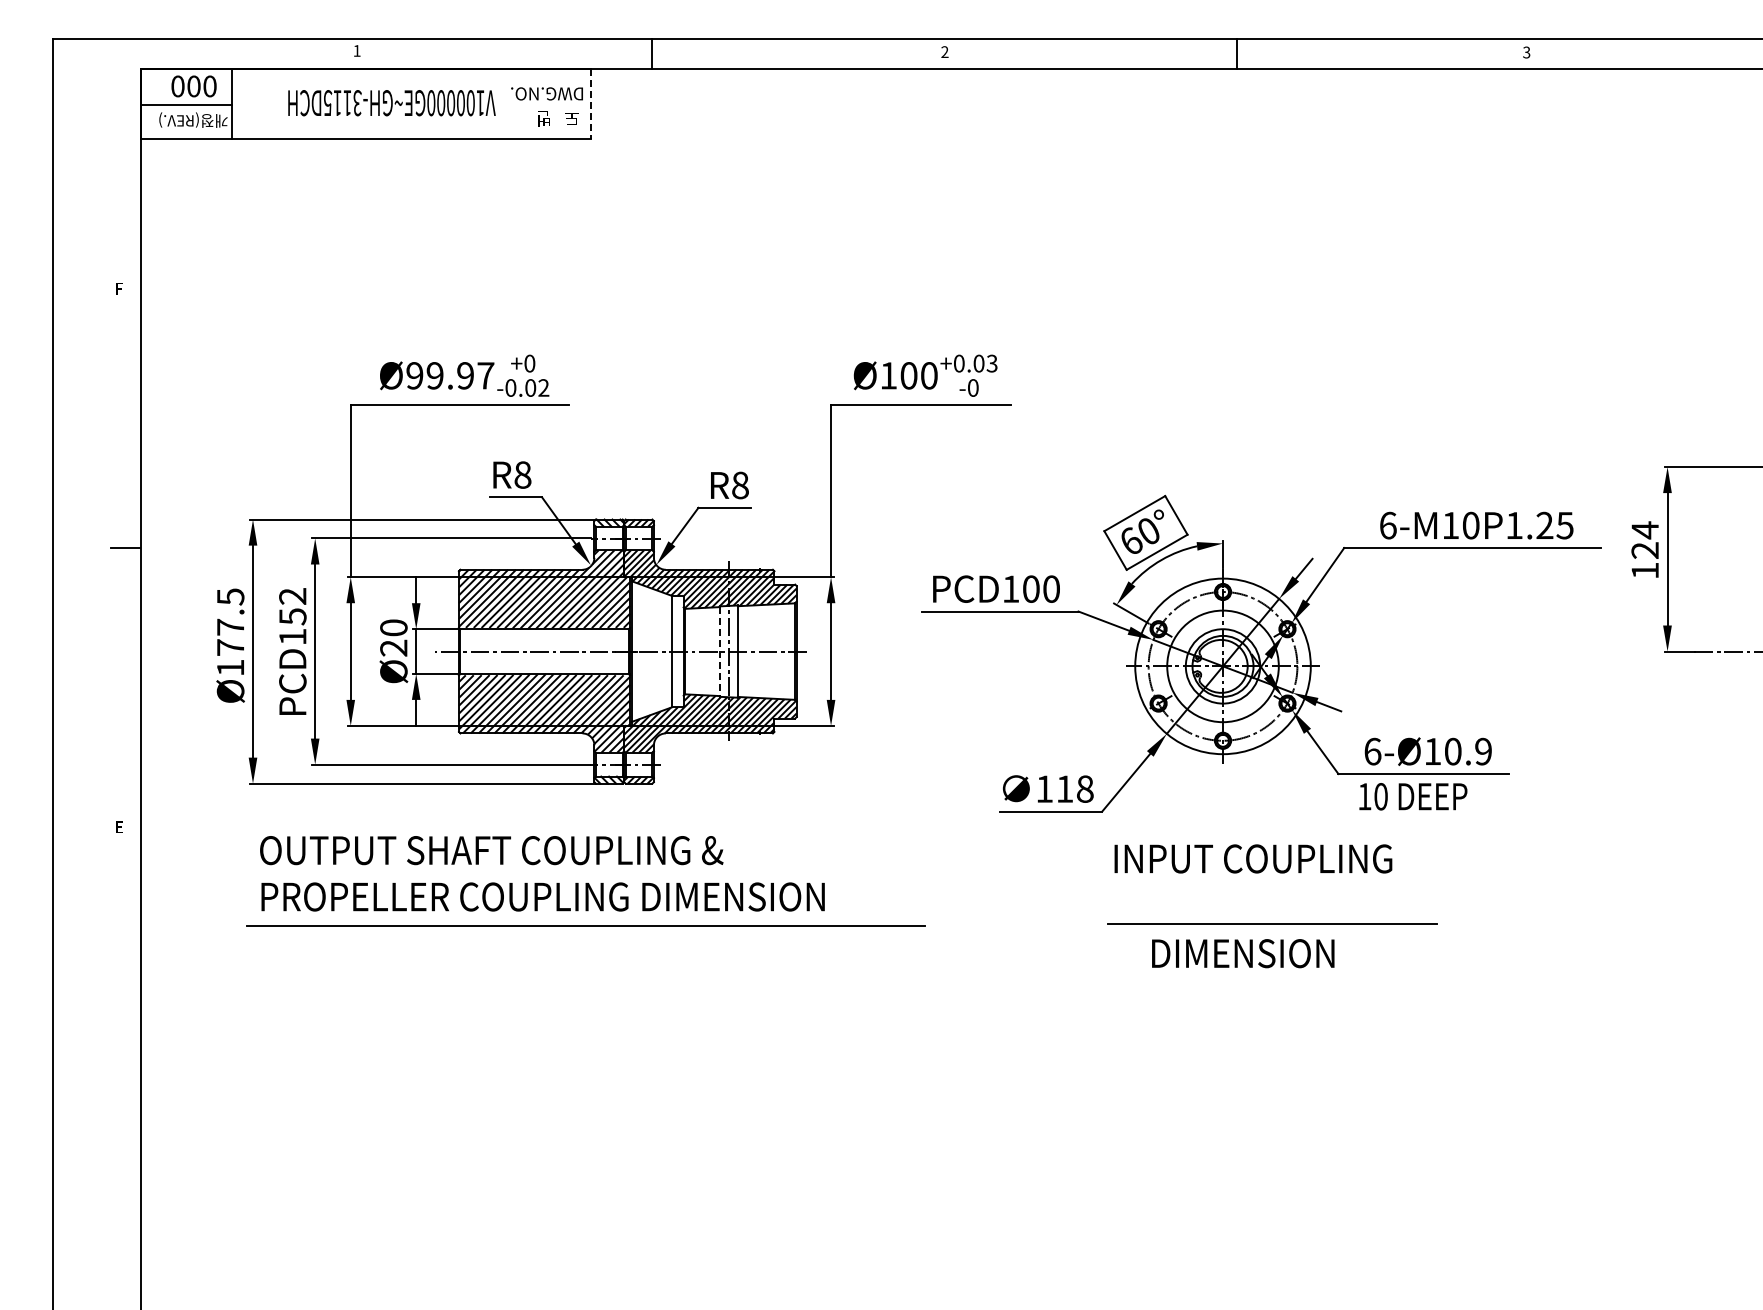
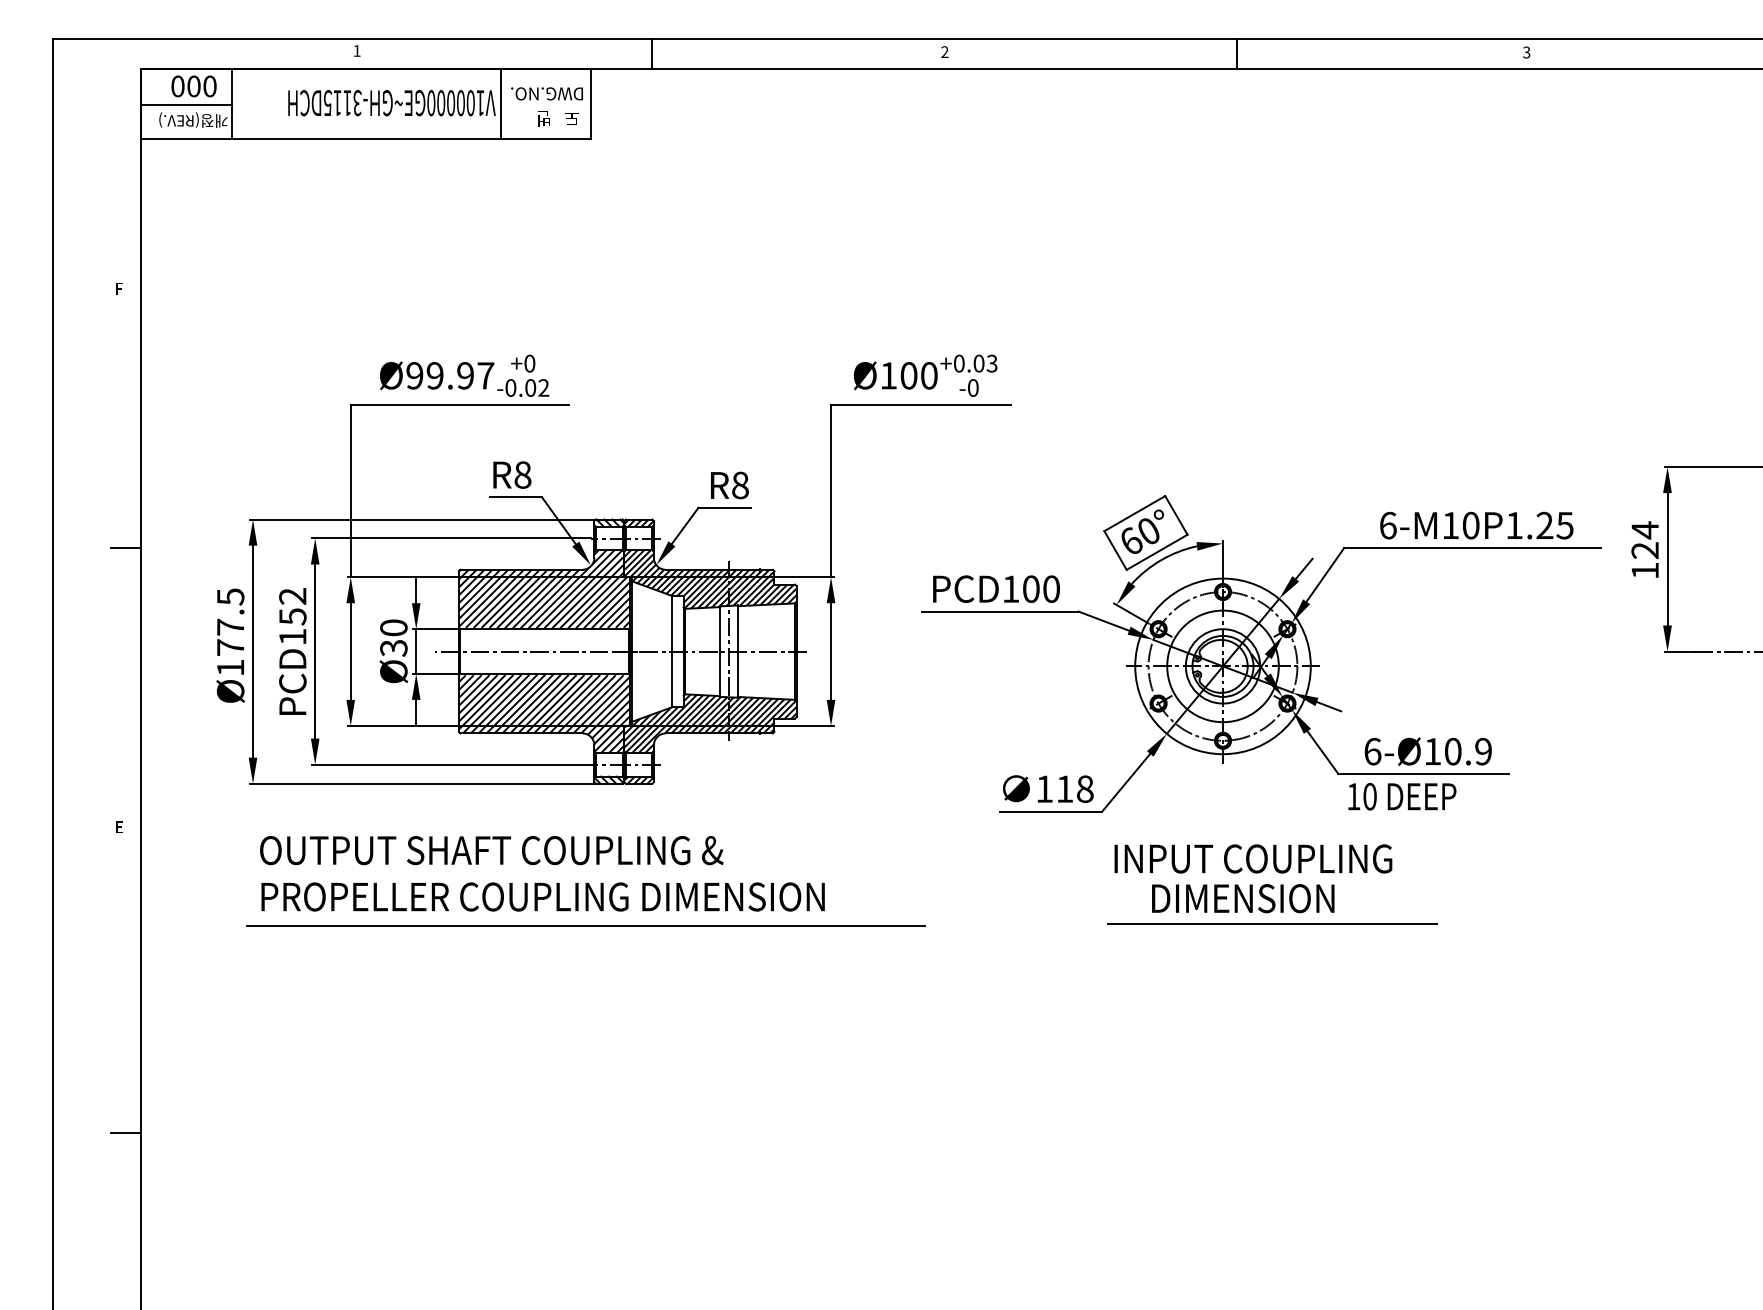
line: none -> present (500, 103)
line: dashed -> solid (591, 104)
text: Ø20 -> Ø30 (393, 647)
line: dashed -> solid (719, 652)
text position: (1413, 796) -> (1402, 796) (1402, 796)
text position: (1243, 953) -> (1243, 898) (1243, 898)
line: none -> present (125, 1133)
